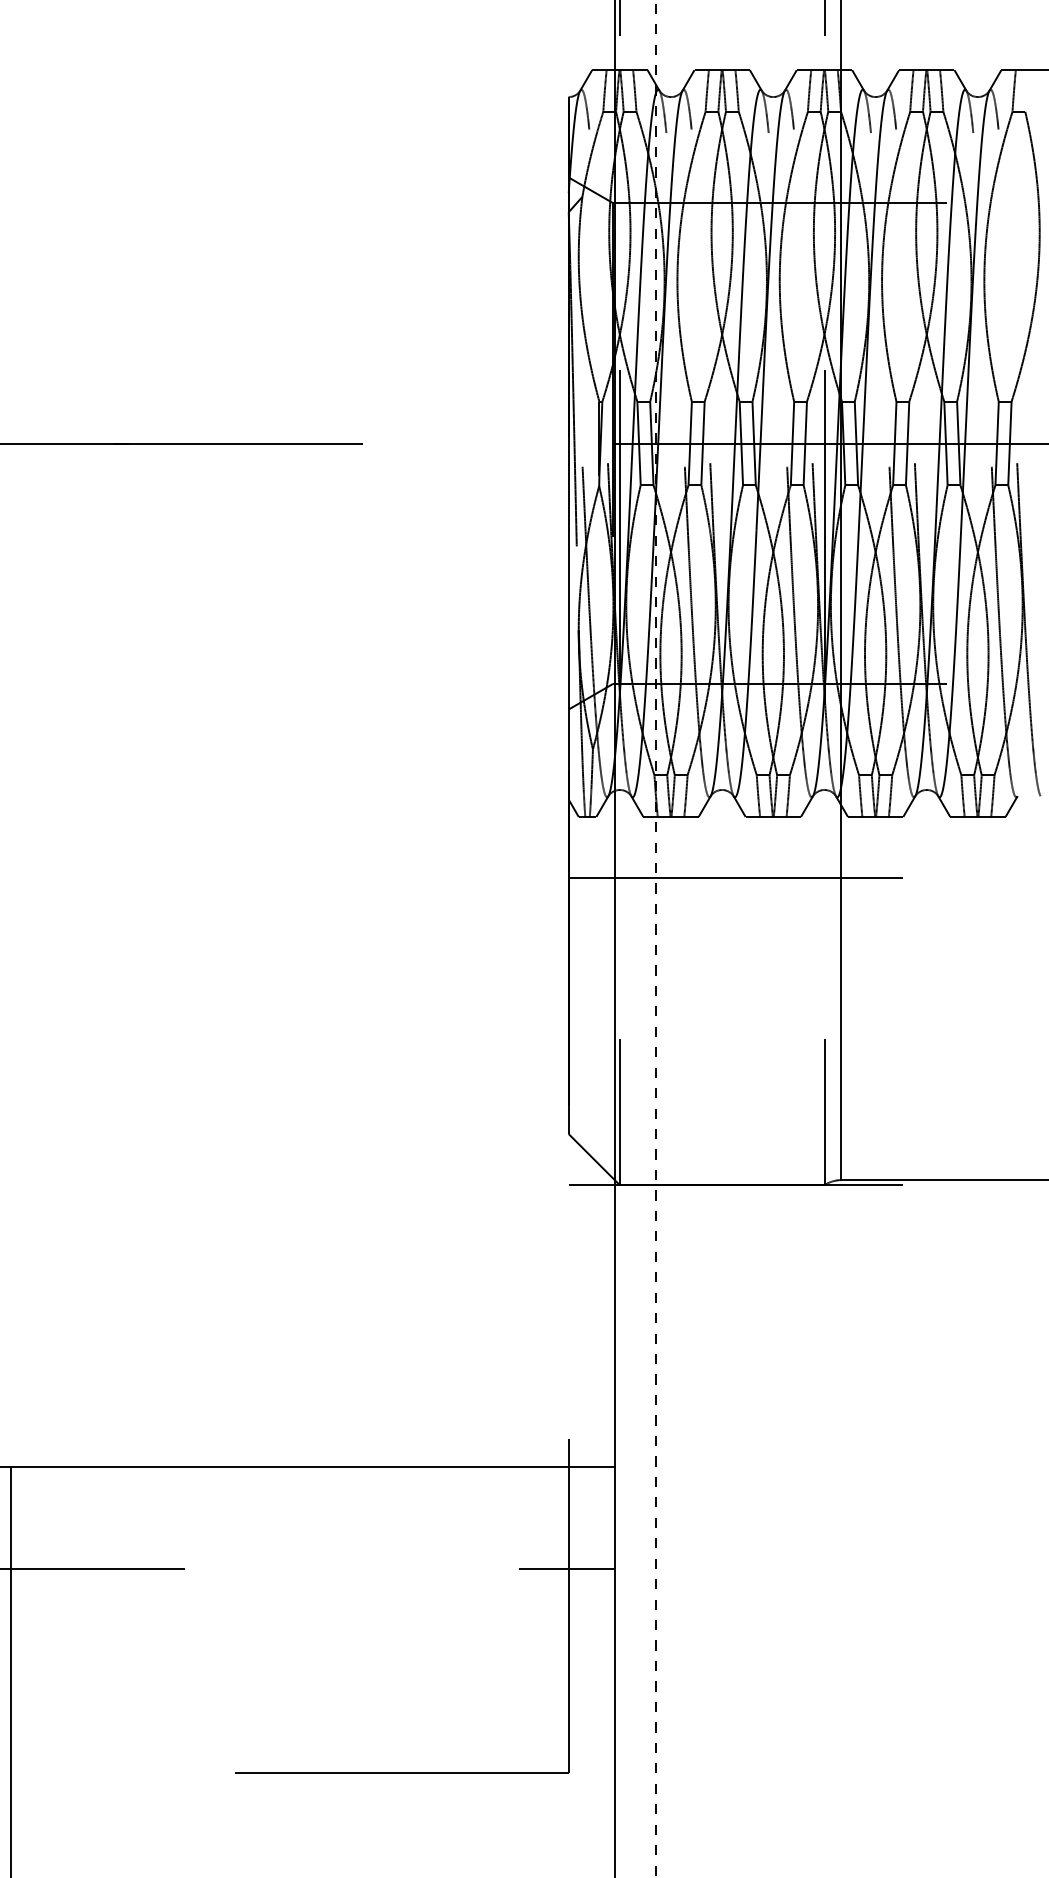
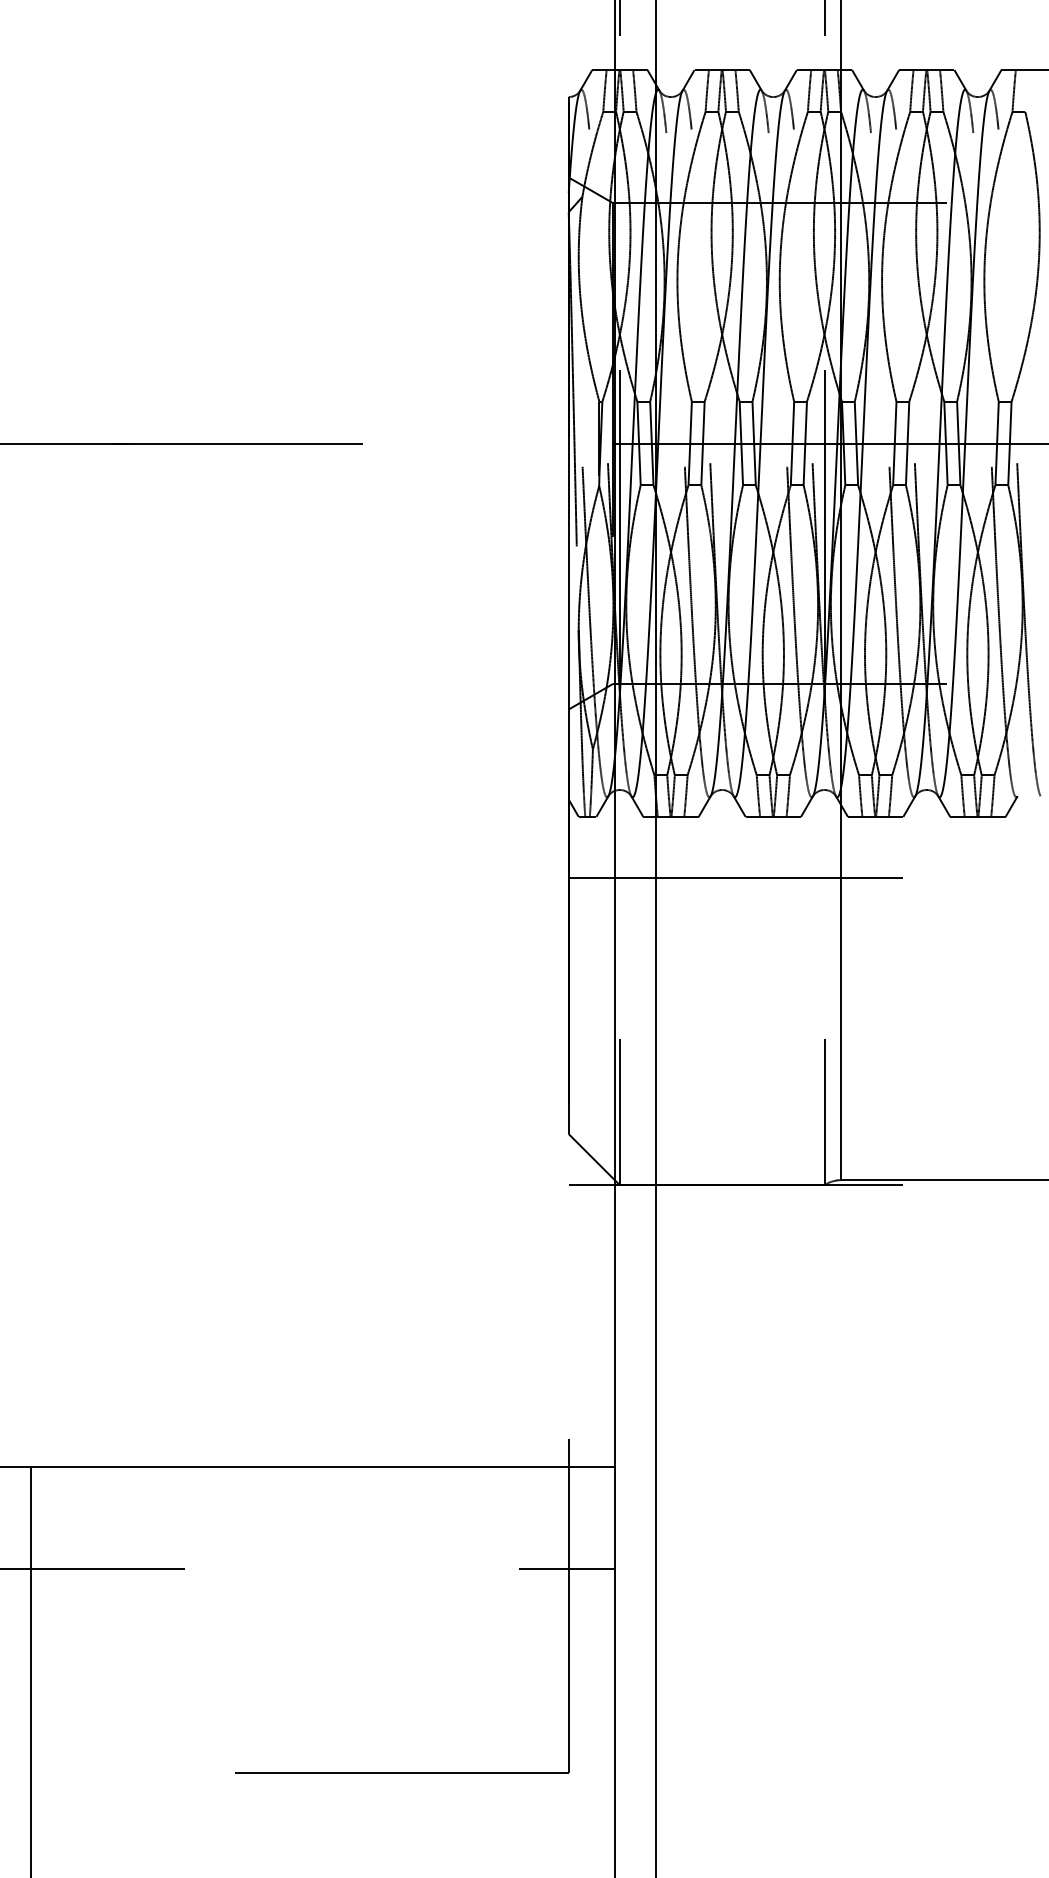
line: dashed -> solid (655, 939)
line position: (11, 1670) -> (31, 1670) (31, 1670)
